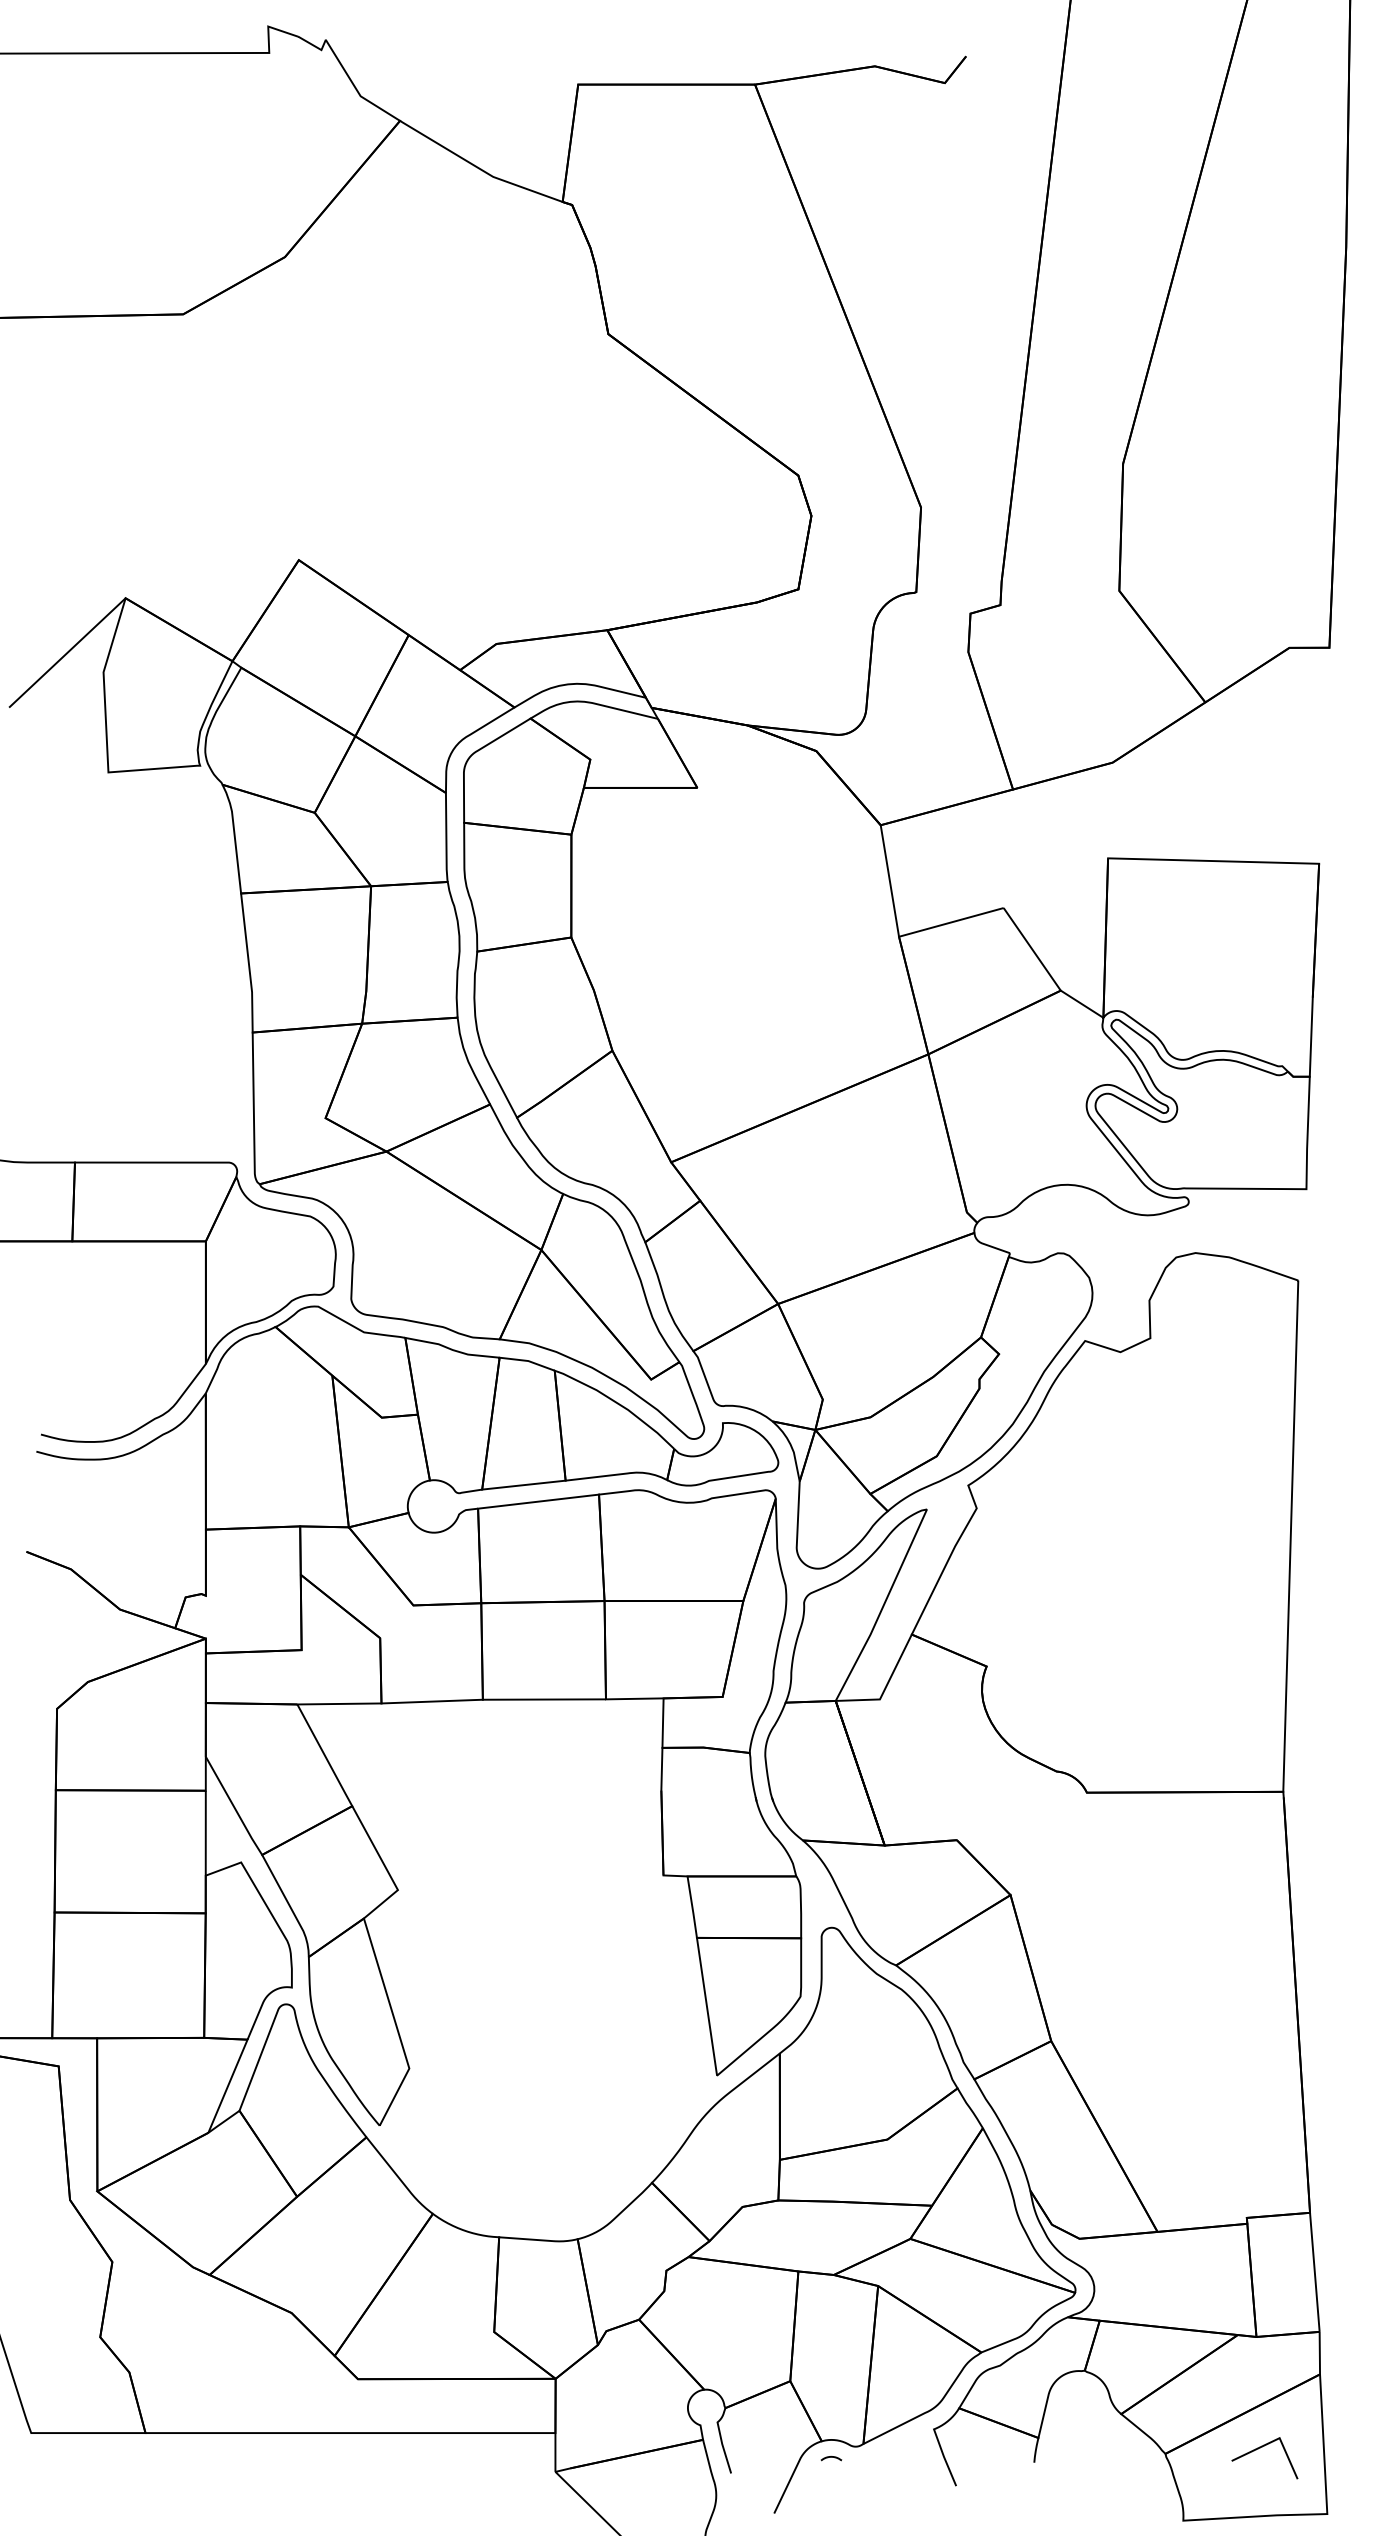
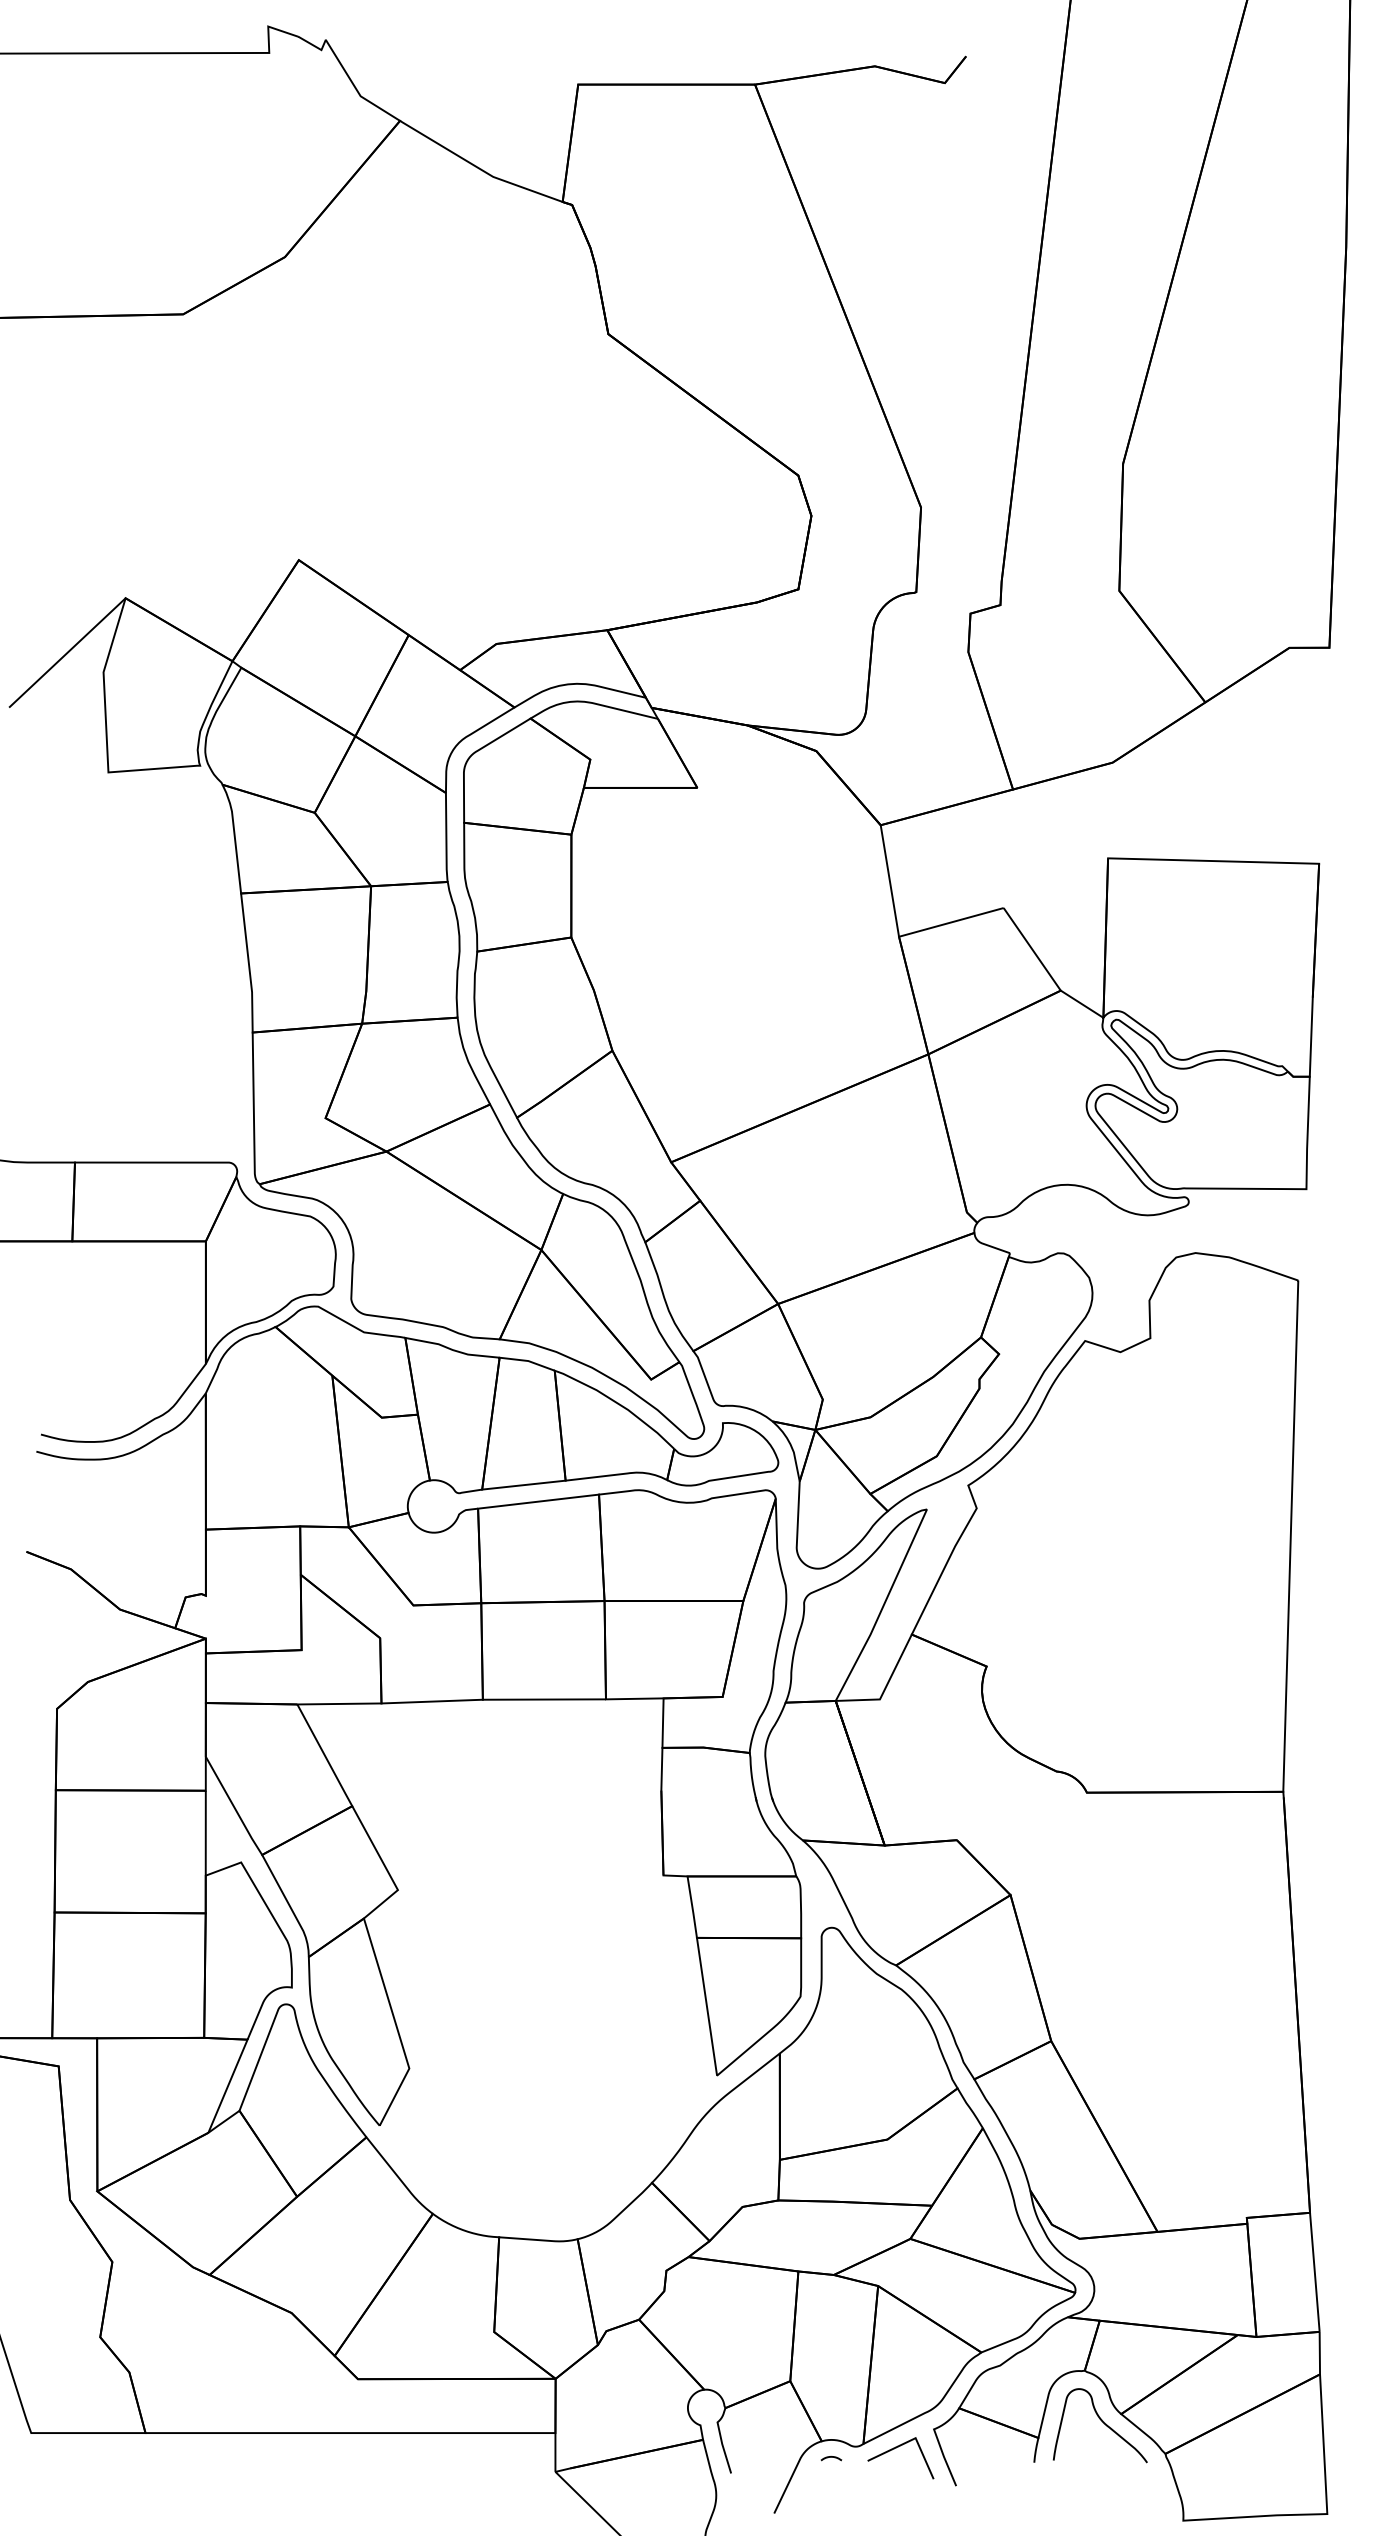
curve: none -> present (1102, 2422)
line position: (1260, 2448) -> (896, 2448) (896, 2448)
